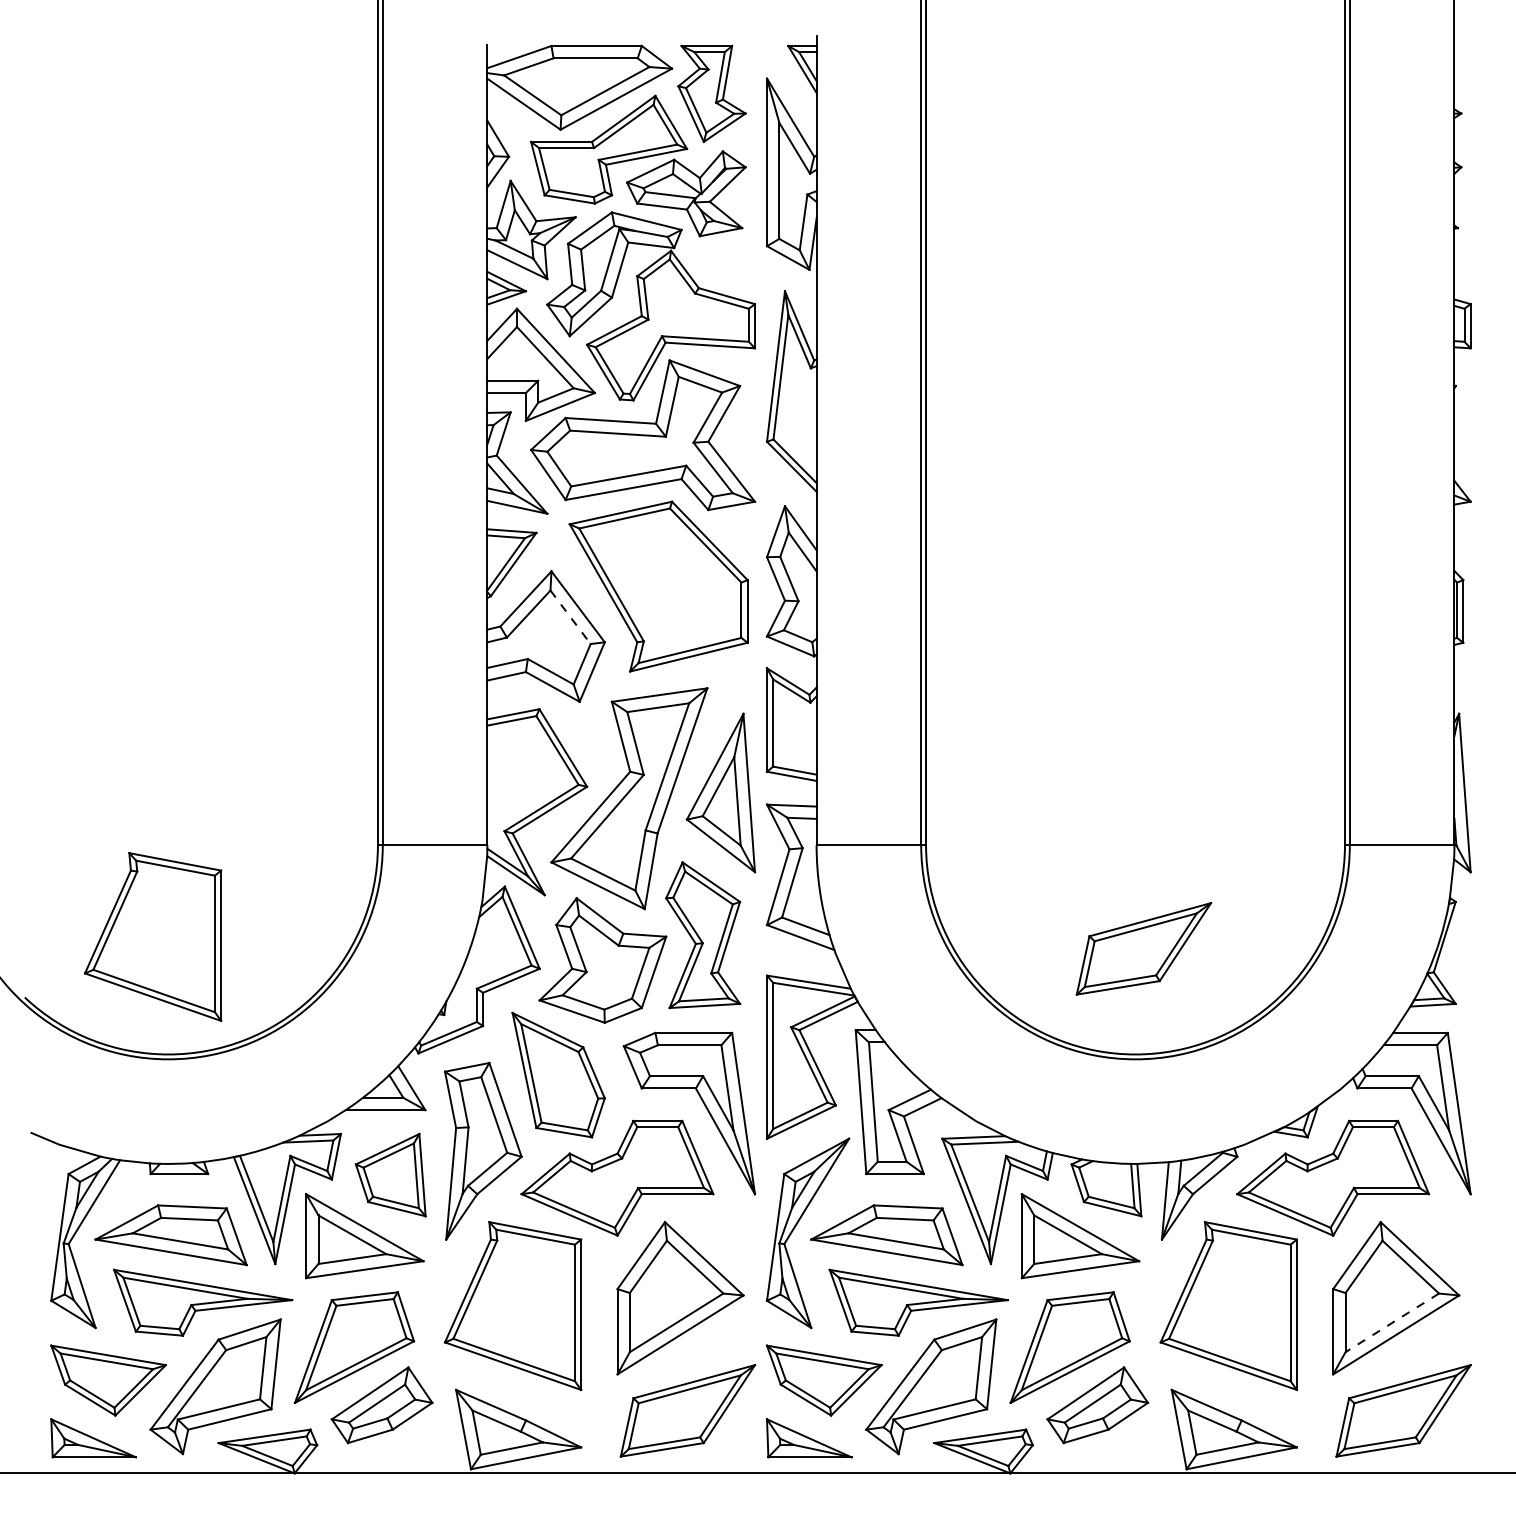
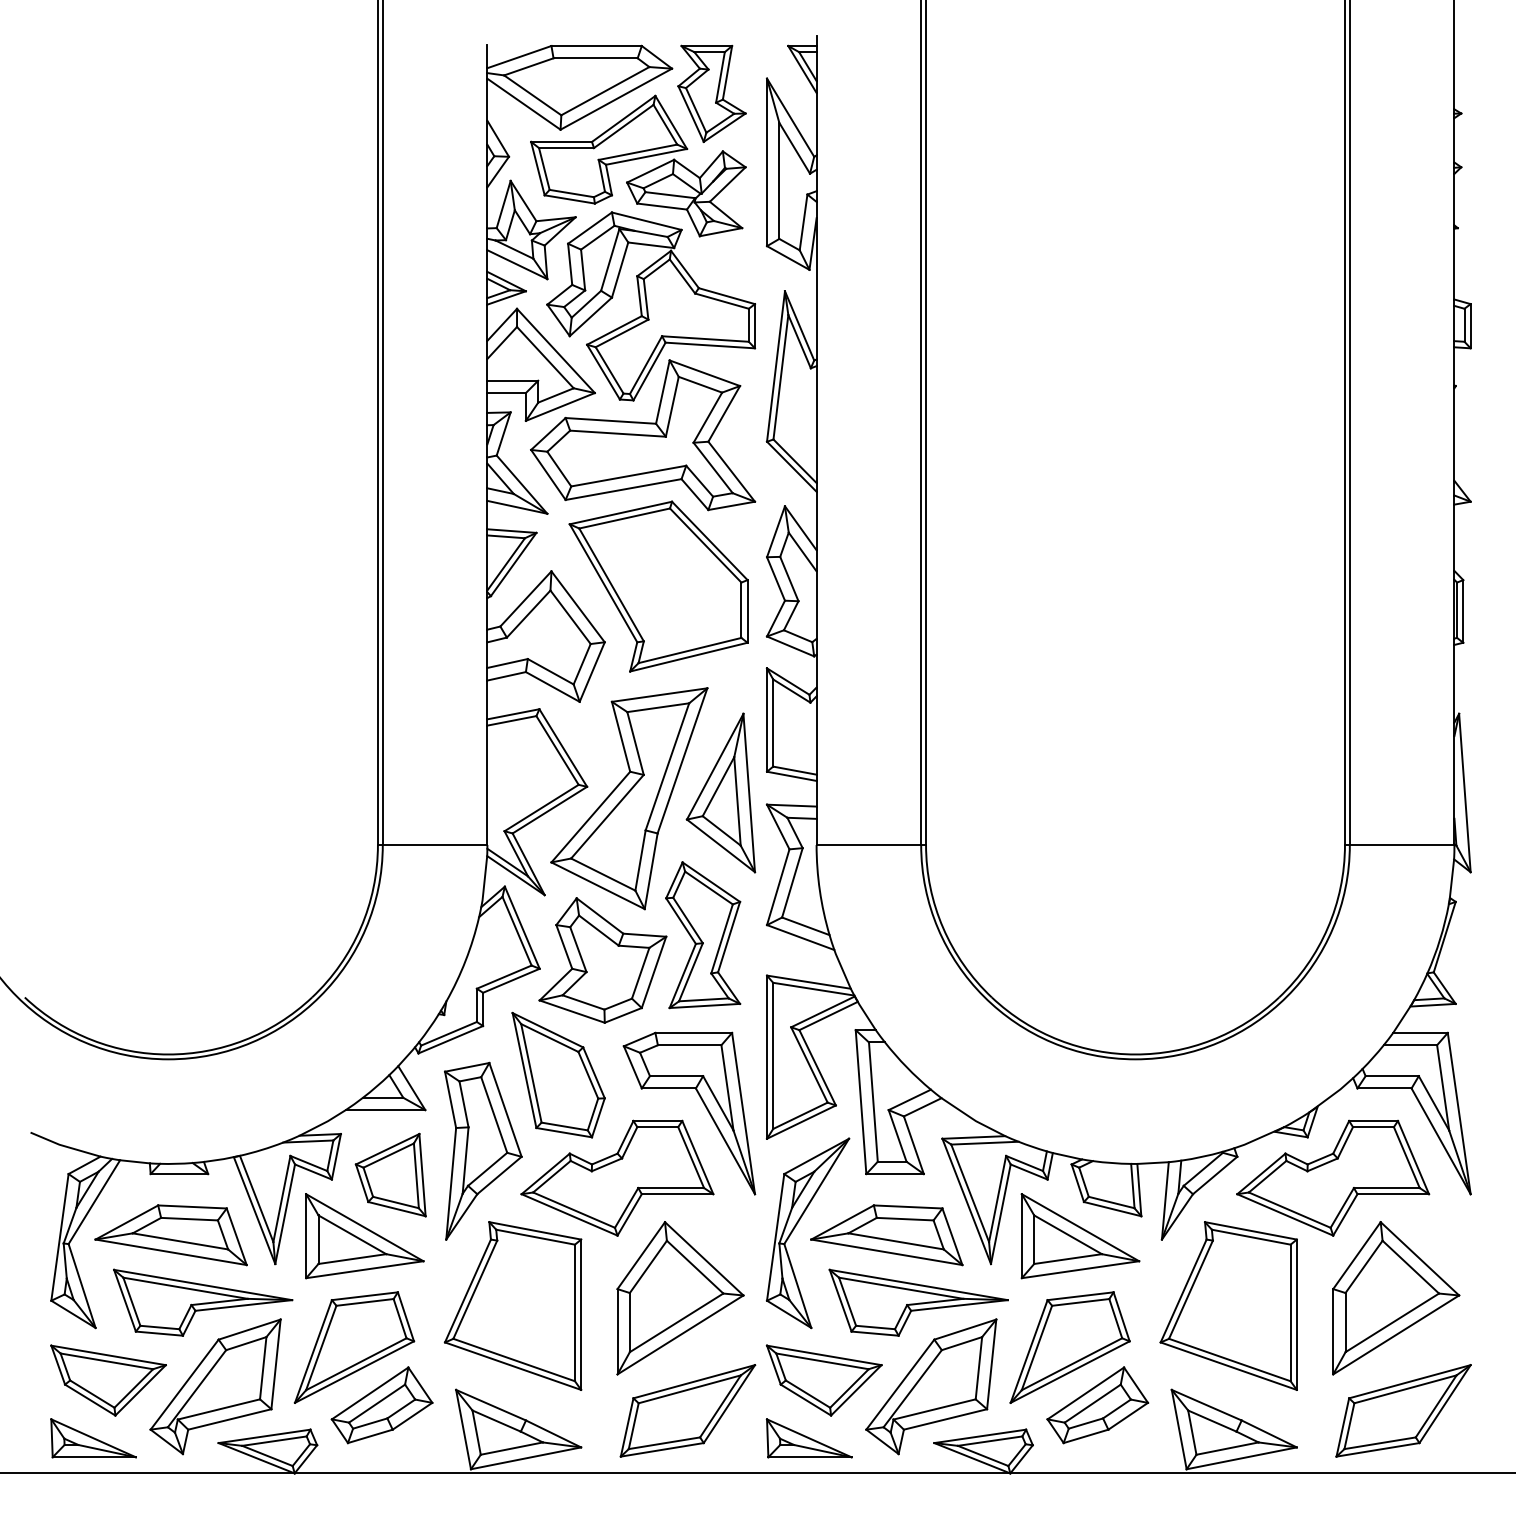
line: dashed -> solid (570, 617)
part: present -> none (152, 936)
part: present -> none (1143, 948)
line: dashed -> solid (1391, 1323)
